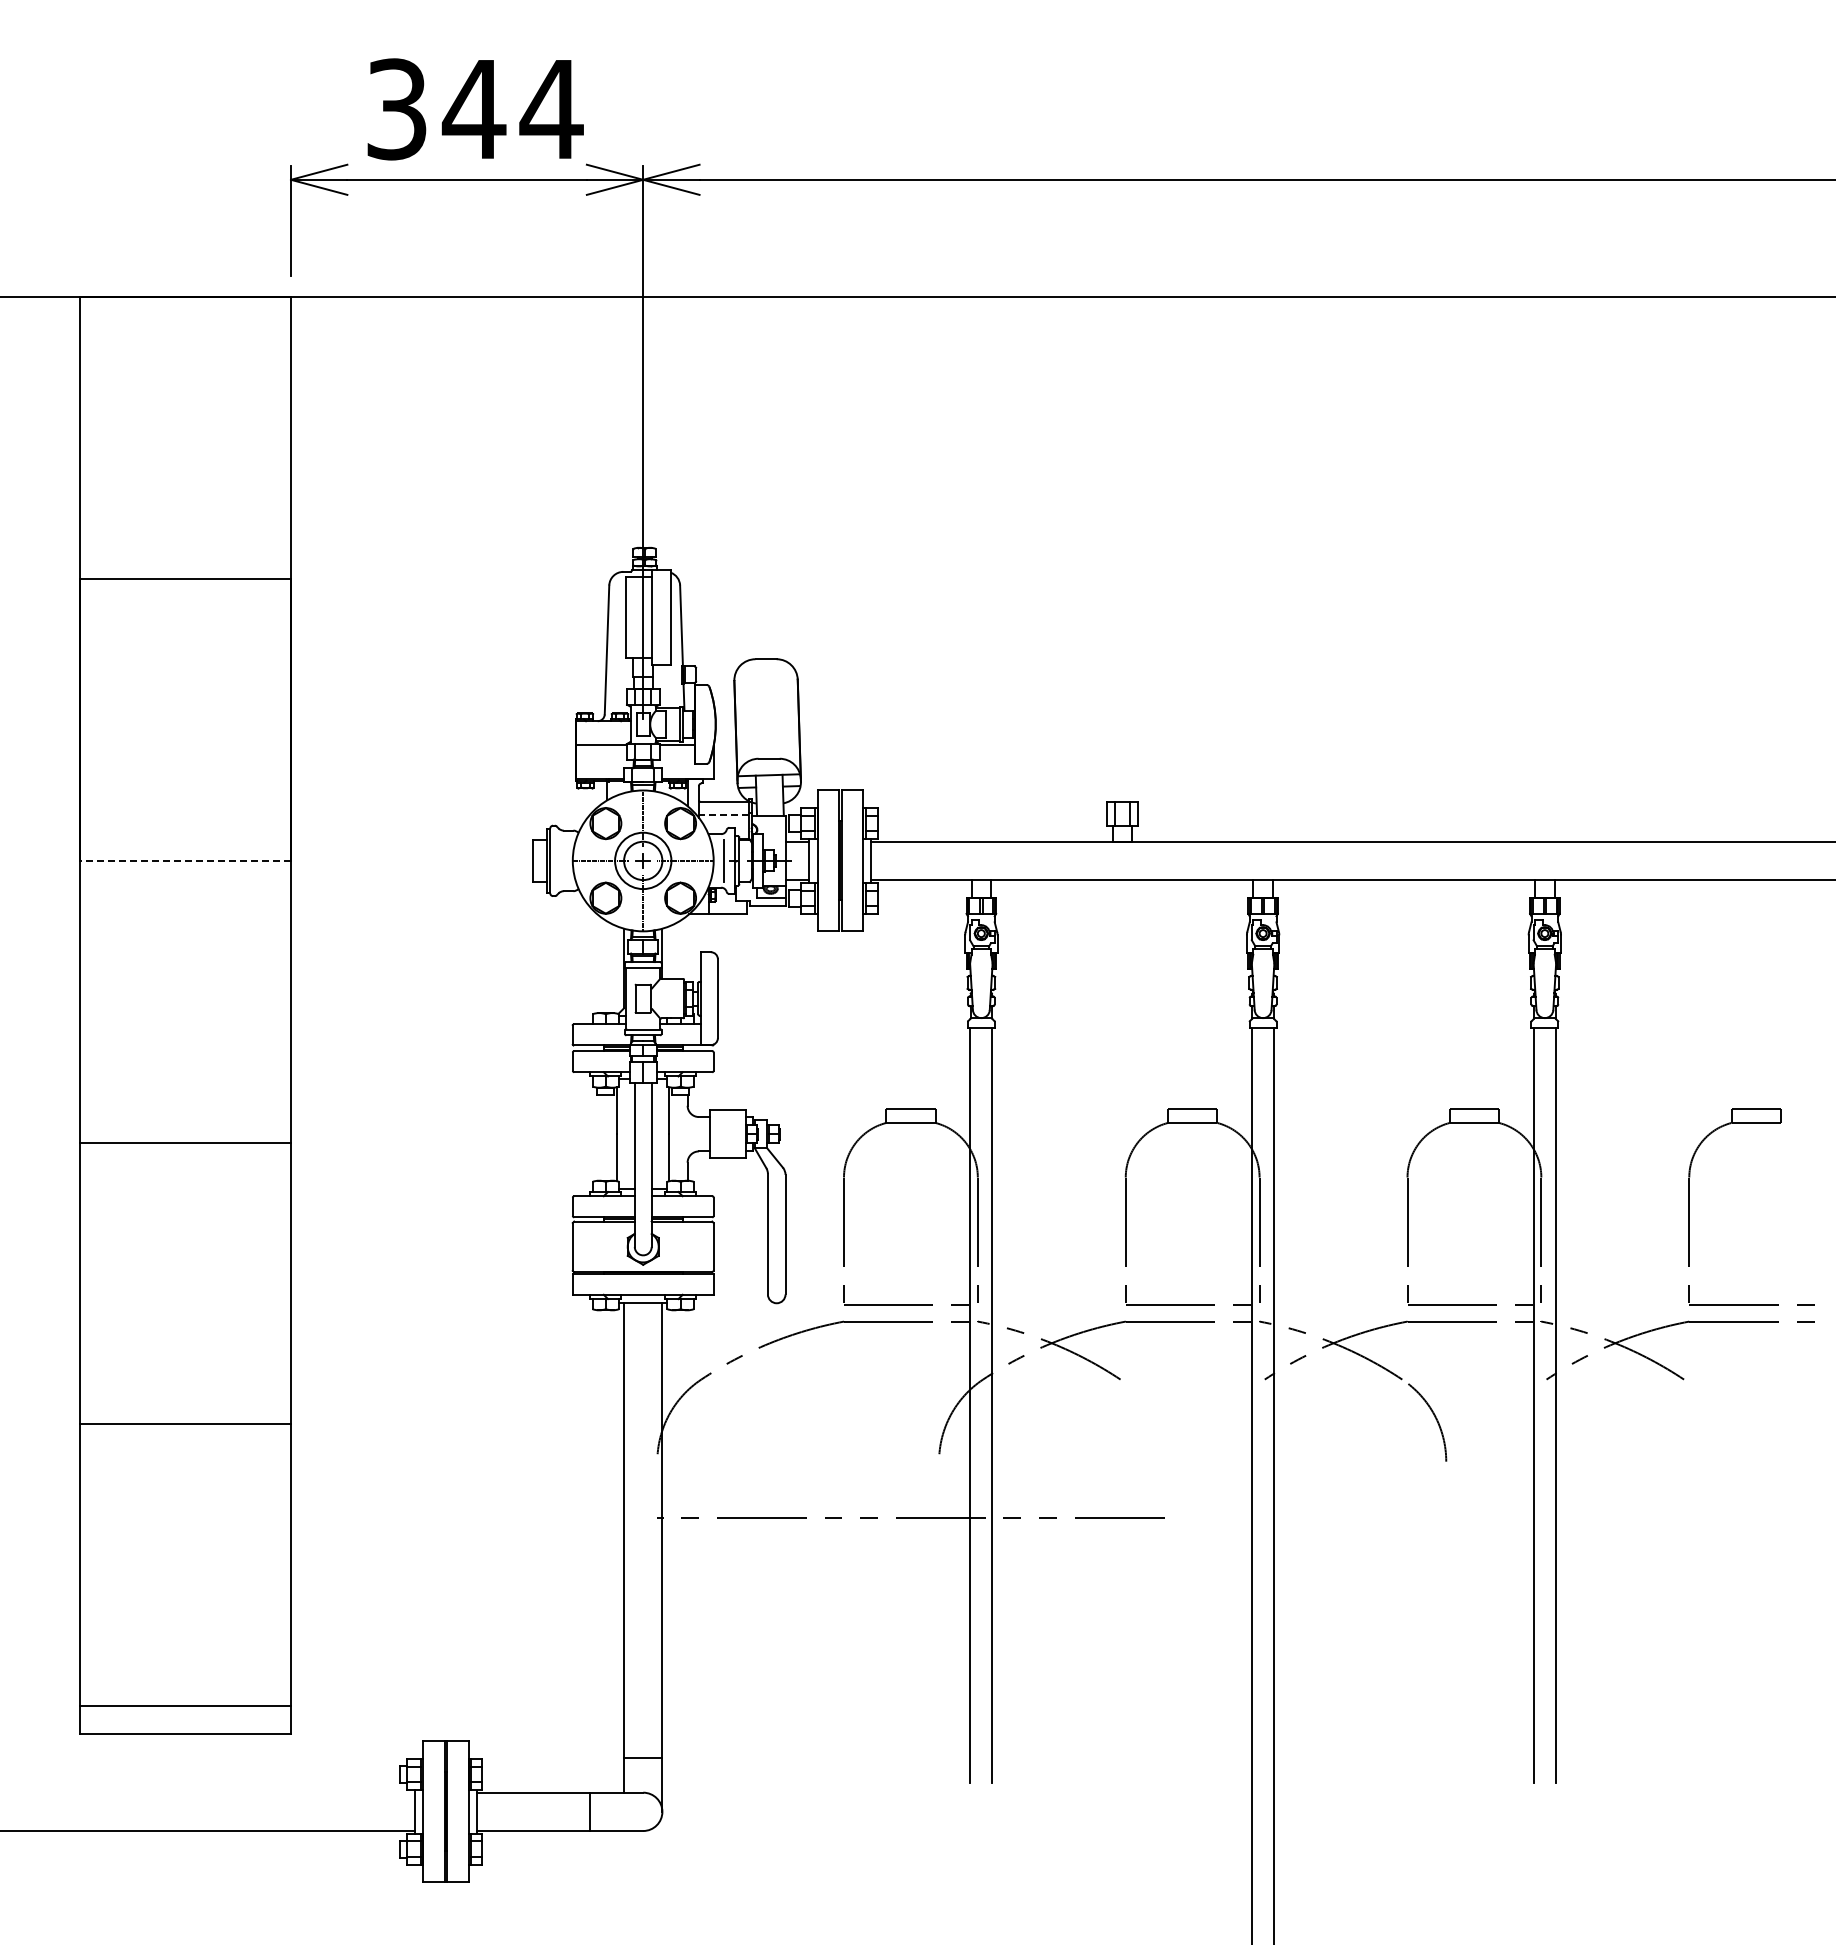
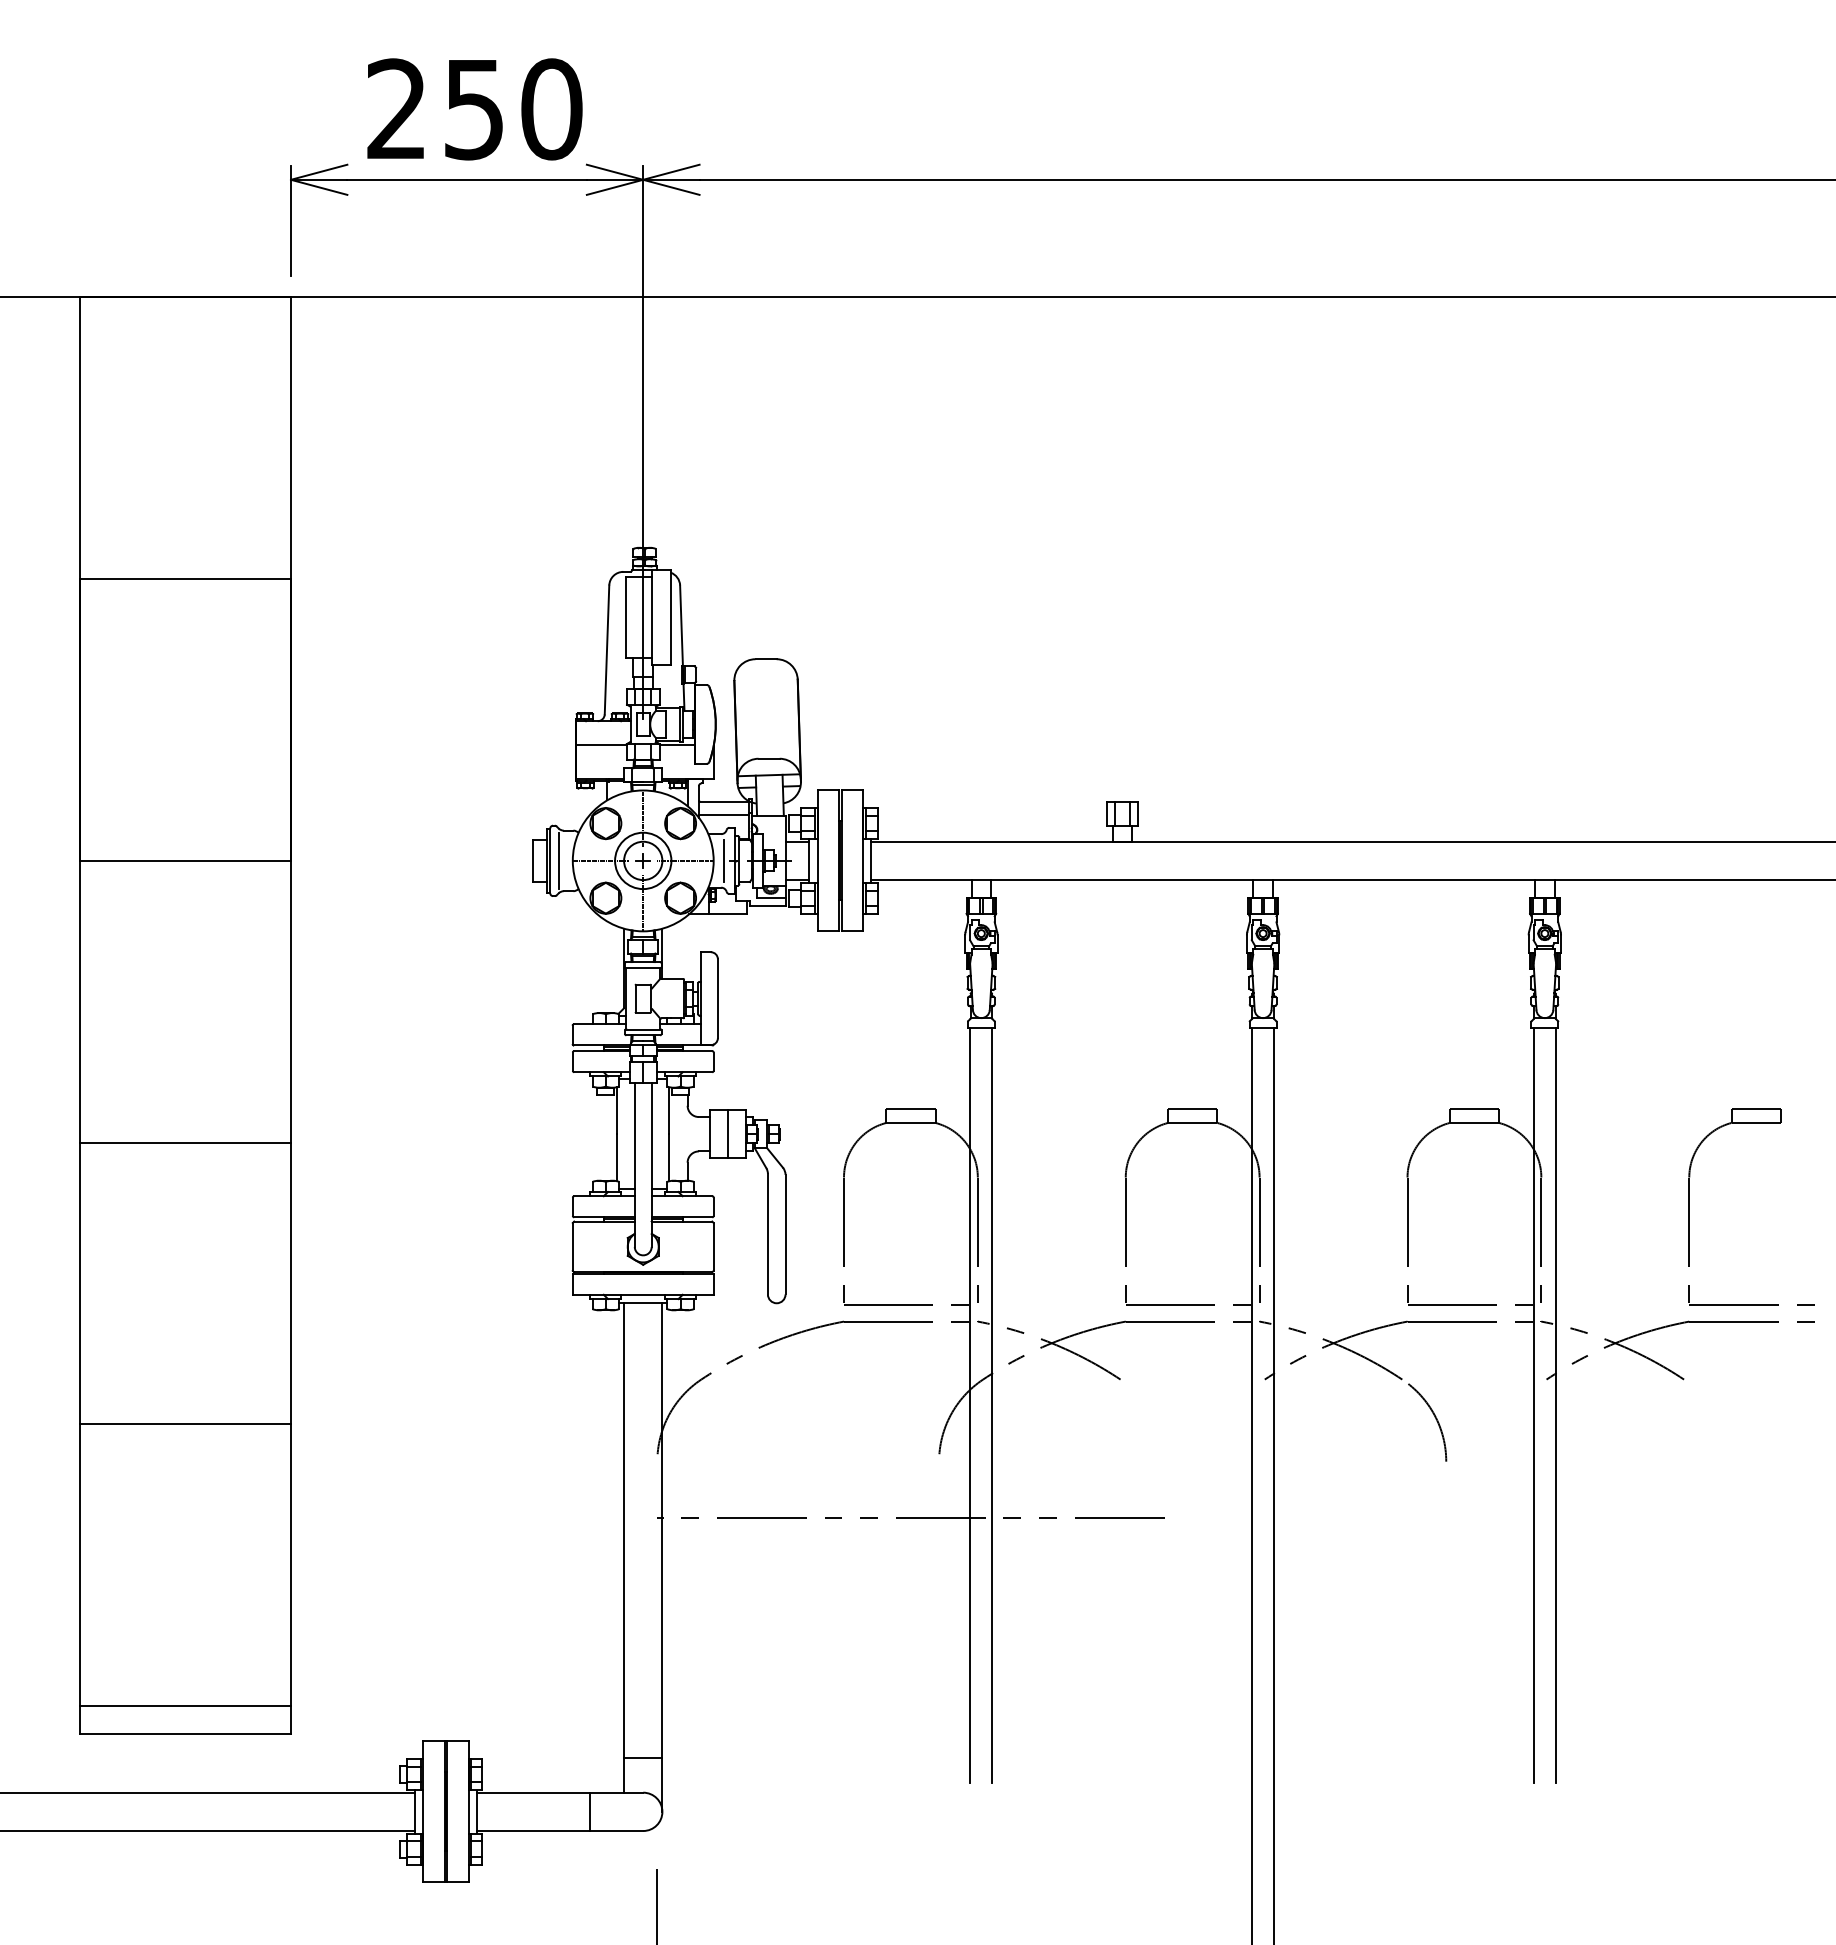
text: 344 -> 250 (475, 109)
line: dashed -> solid (723, 815)
line: dashed -> solid (185, 860)
line: none -> present (558, 860)
line: none -> present (728, 1134)
line: none -> present (208, 1792)
line: none -> present (657, 1905)
